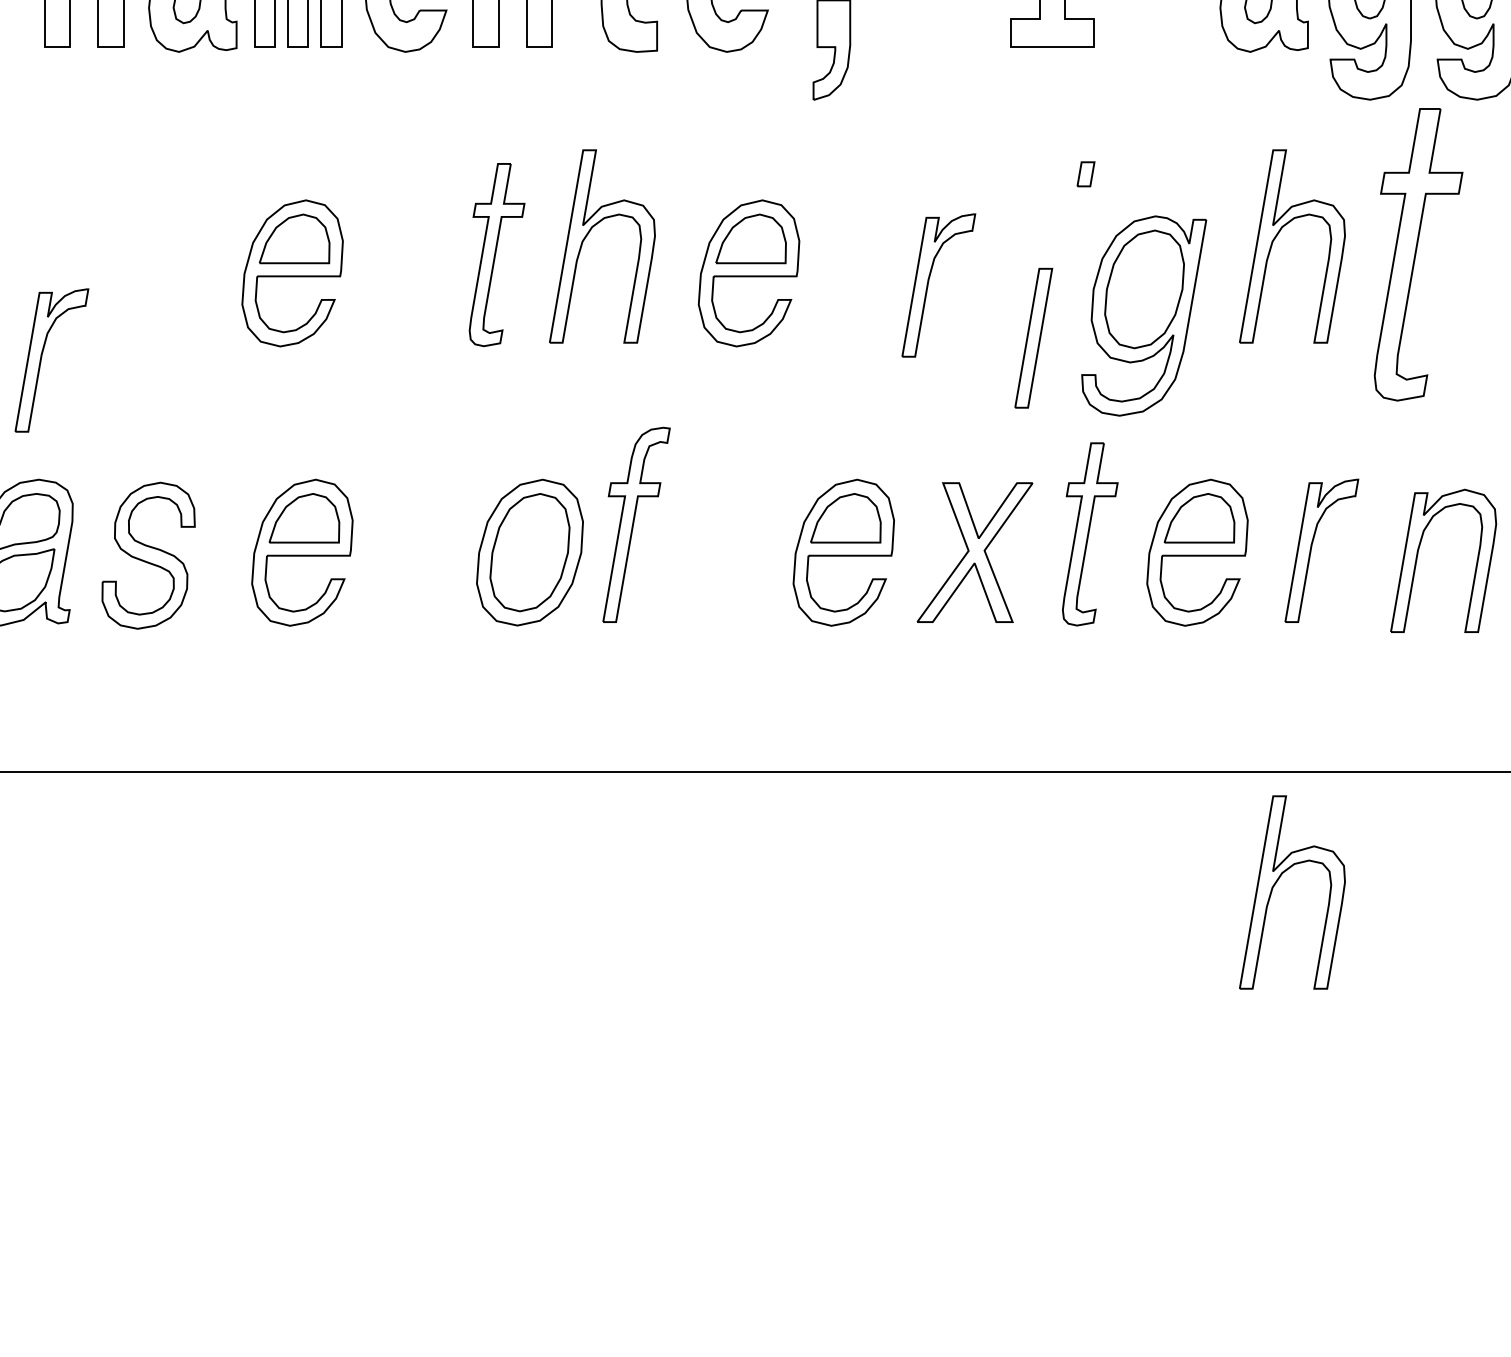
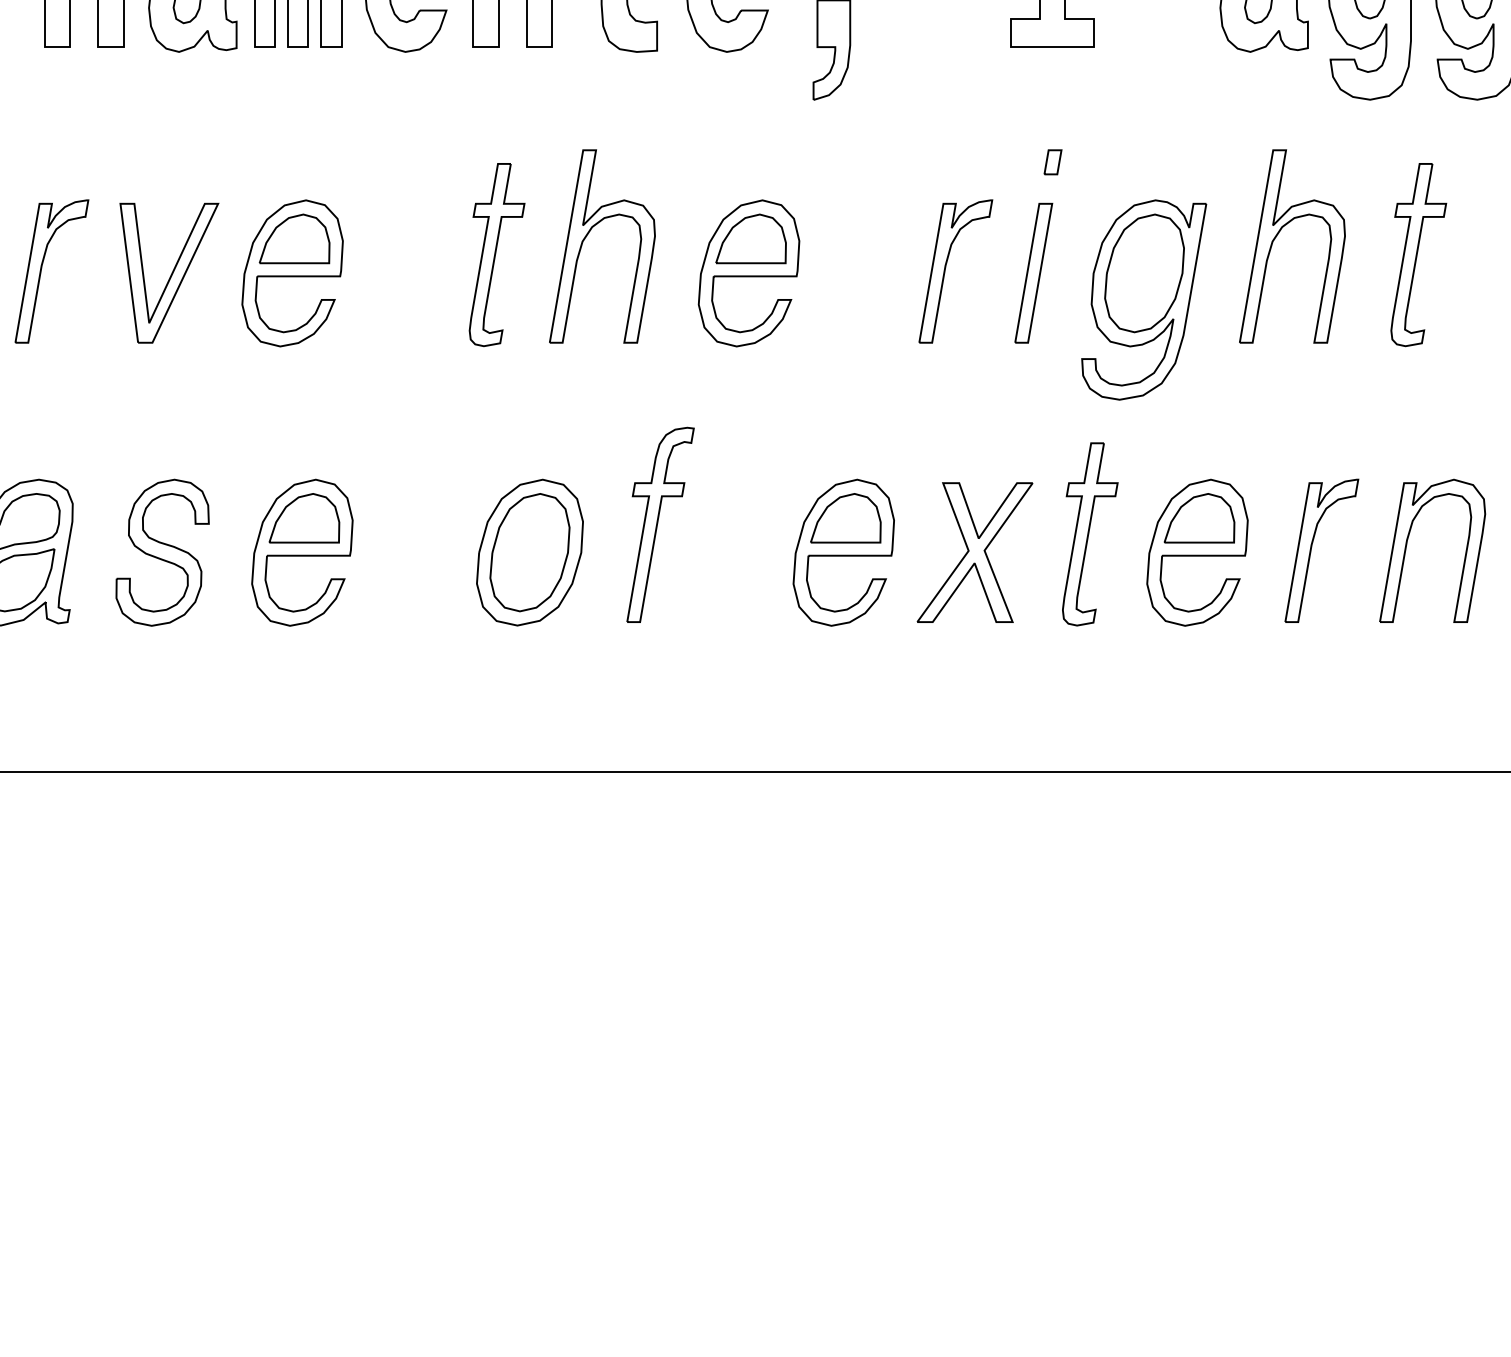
part position: (1085, 174) -> (1052, 162) (1052, 162)
part size: 91x294 px -> 58x185 px (1418, 255)
part: none -> present (169, 272)
part position: (929, 281) -> (946, 267) (946, 267)
part position: (1144, 315) -> (1144, 299) (1144, 299)
part position: (1033, 337) -> (1033, 272) (1033, 272)
part position: (42, 357) -> (42, 268) (42, 268)
part position: (636, 524) -> (660, 524) (660, 524)
part position: (1418, 554) -> (1407, 544) (1407, 544)
part position: (148, 555) -> (162, 552) (162, 552)
part: present -> none (1277, 882)
